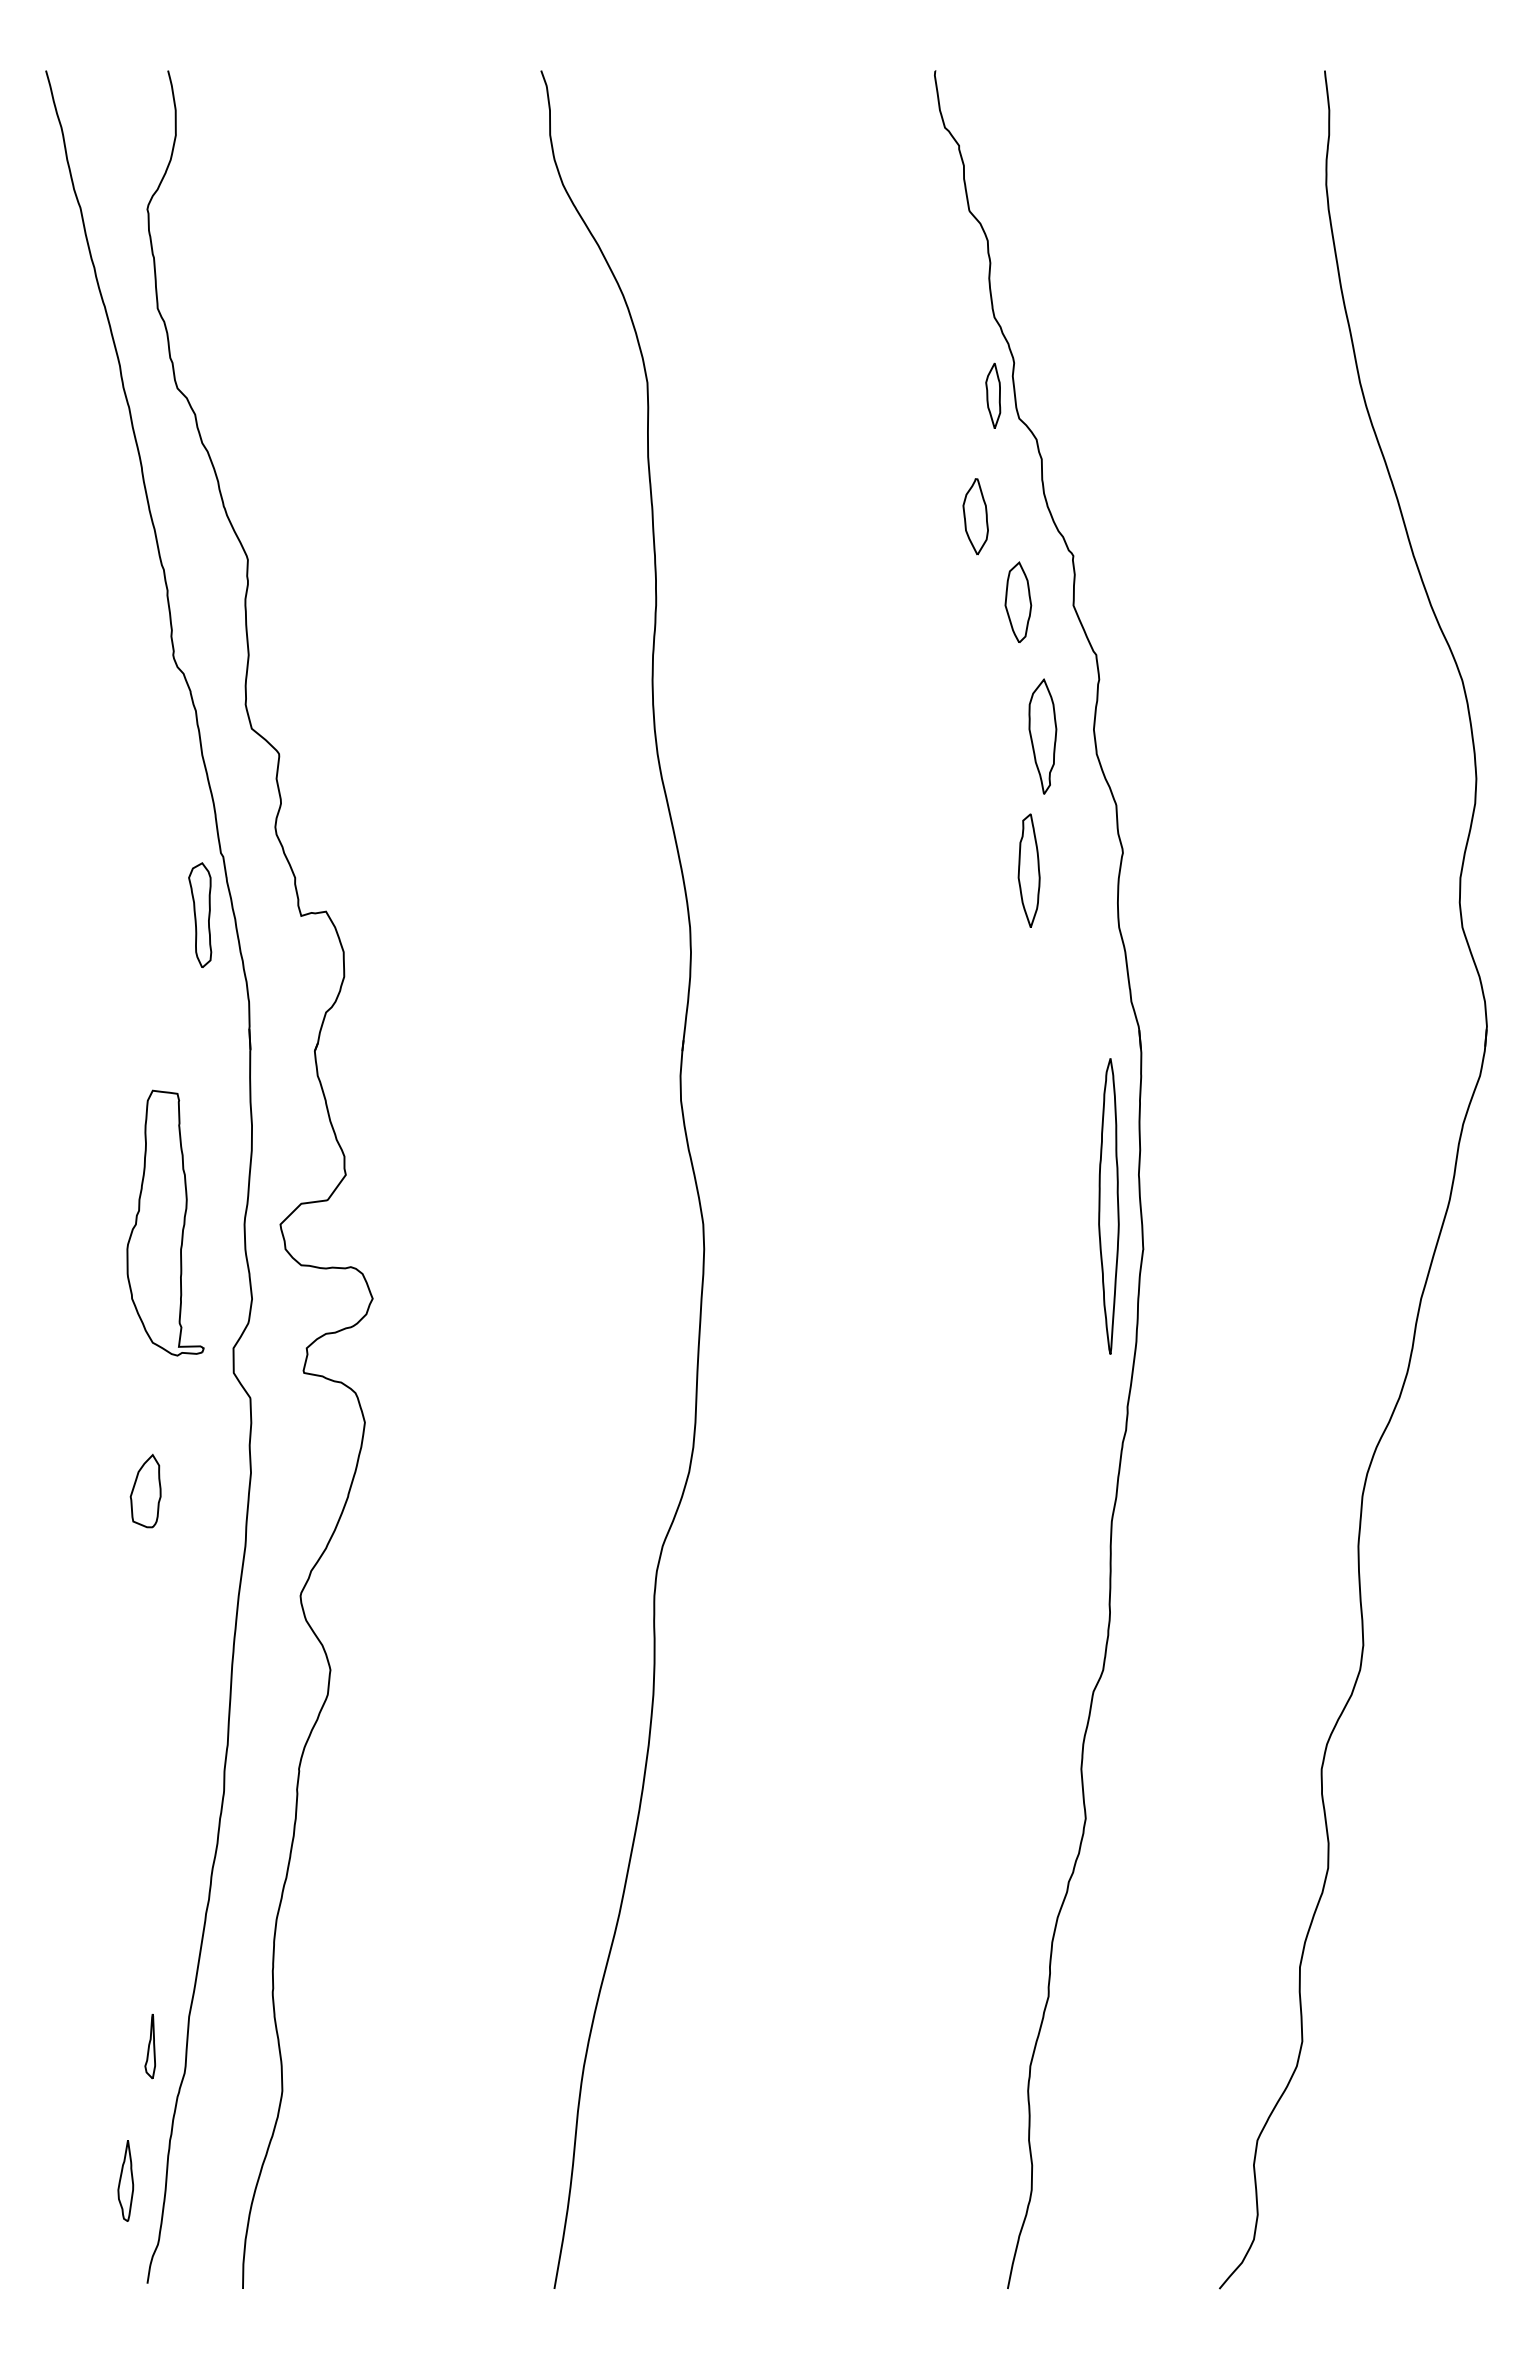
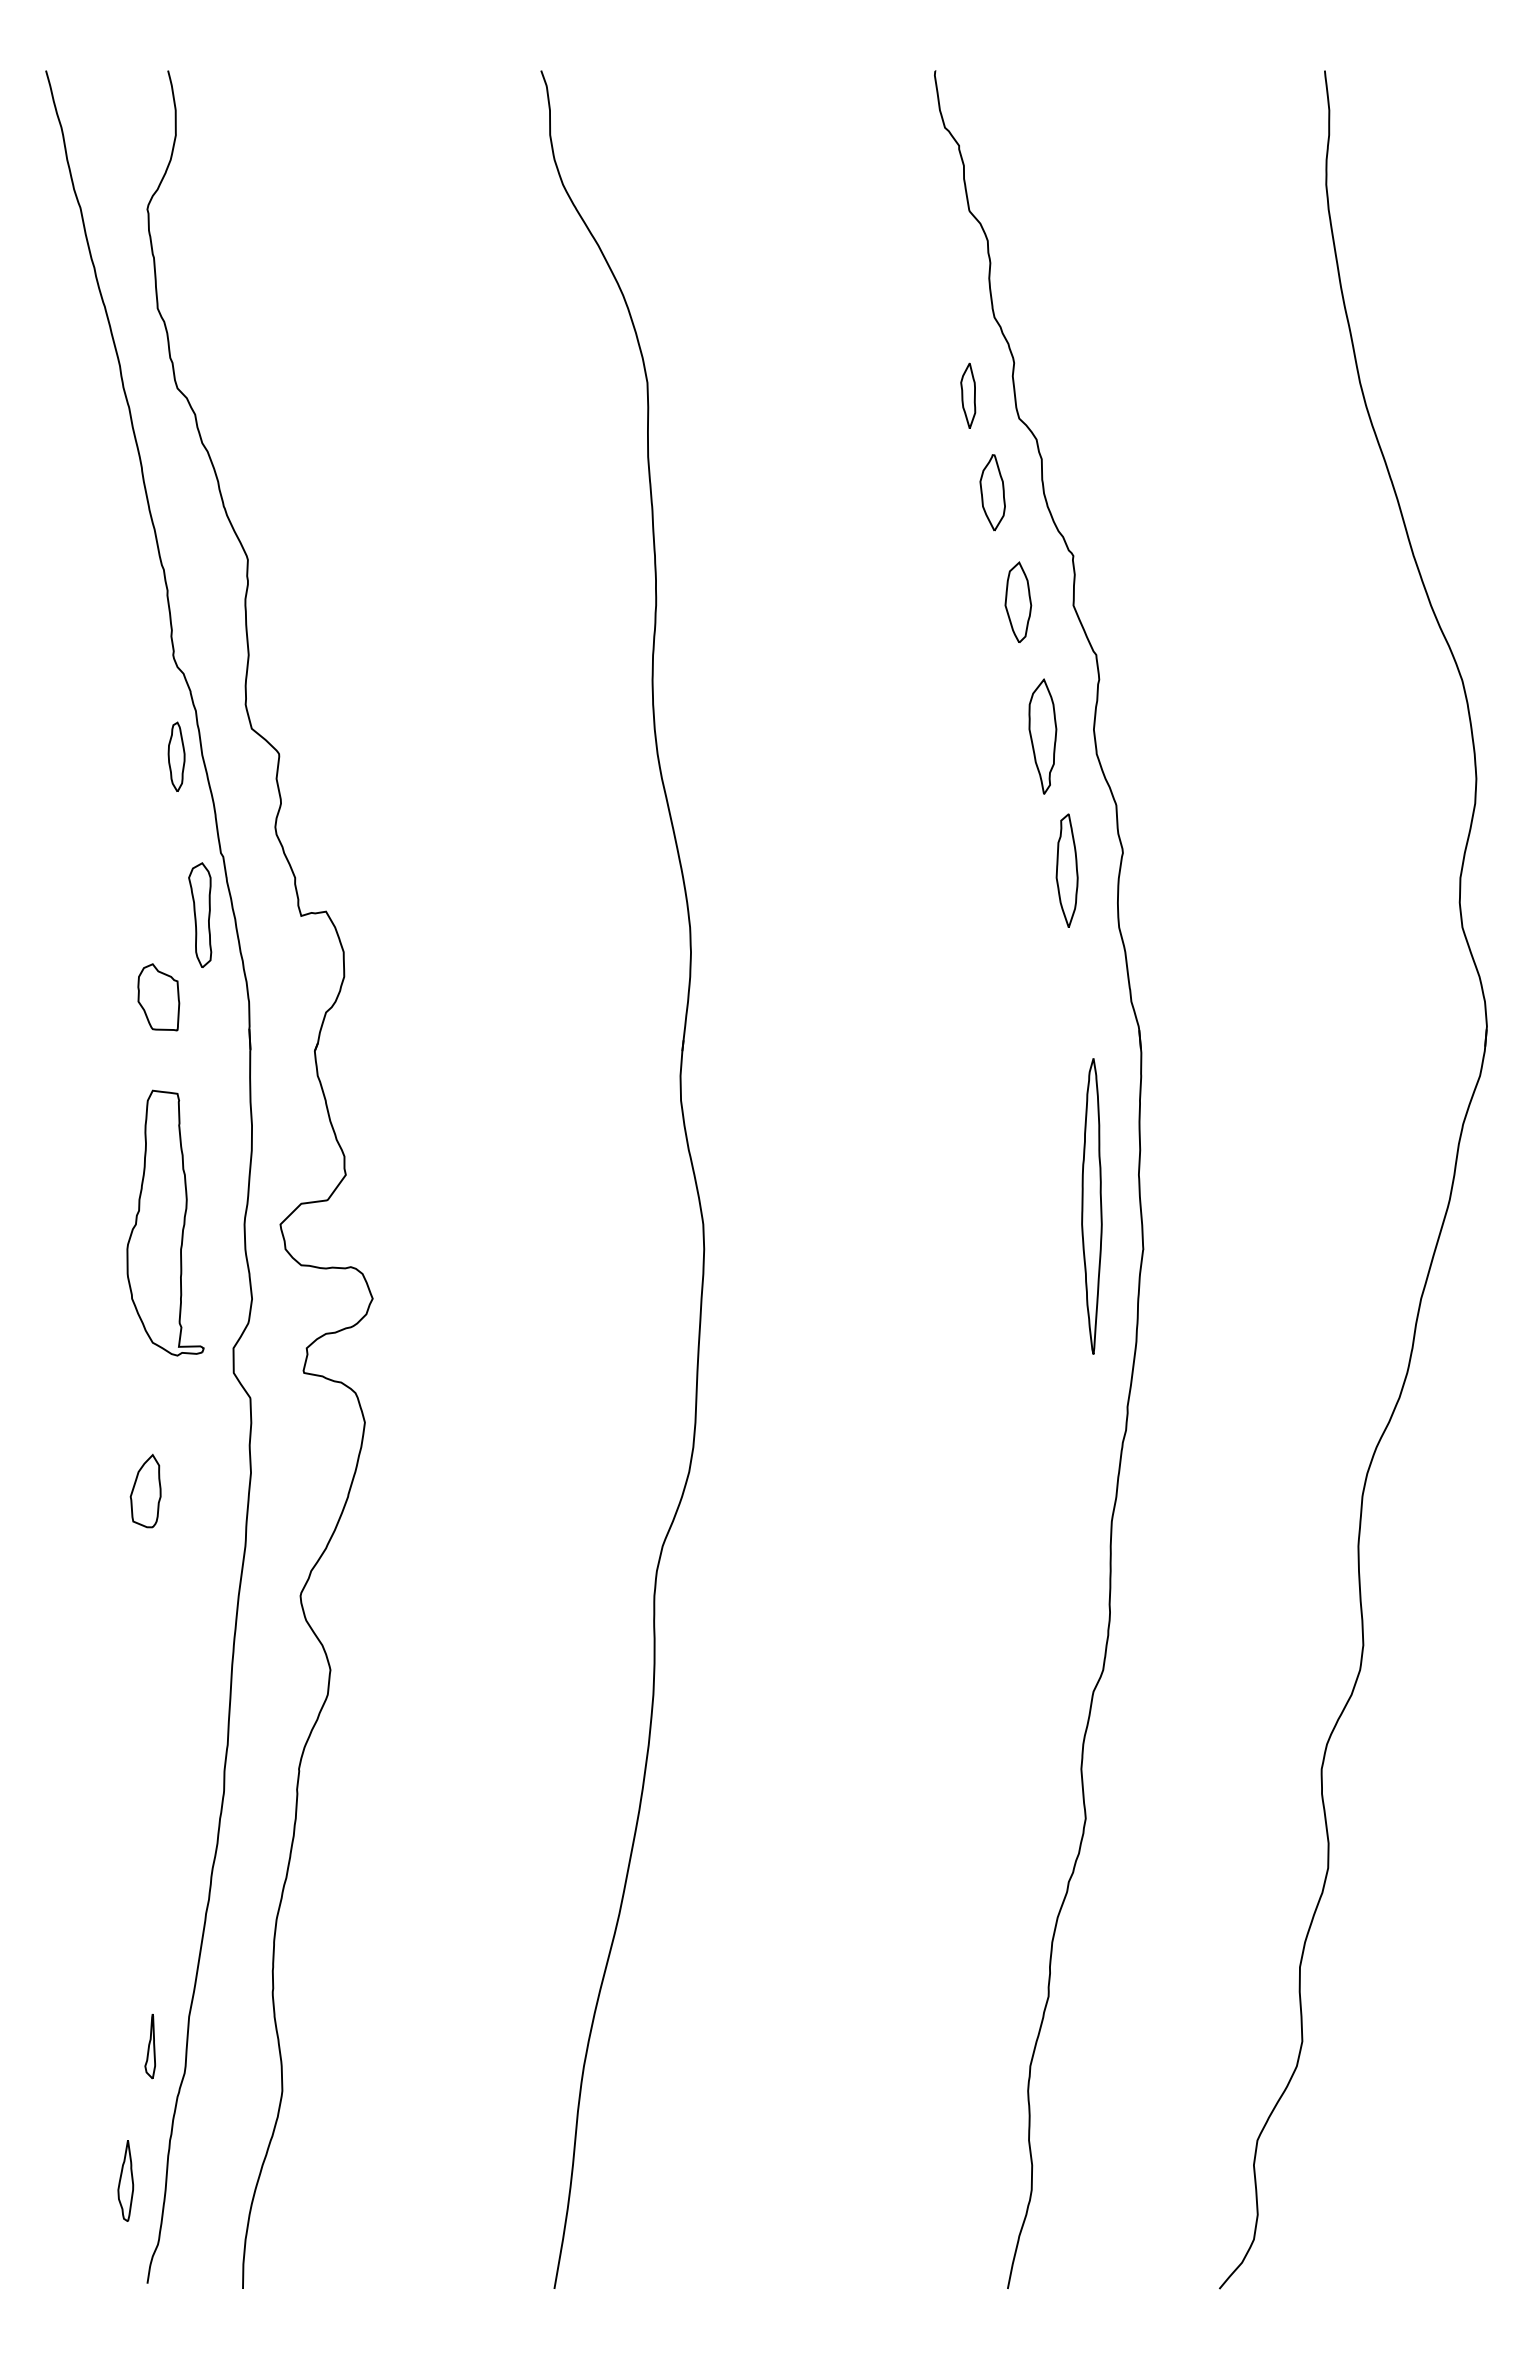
part position: (993, 395) -> (968, 395) (968, 395)
part position: (975, 516) -> (992, 492) (992, 492)
part: none -> present (176, 756)
part position: (1028, 870) -> (1066, 870) (1066, 870)
part: none -> present (158, 997)
part position: (1108, 1206) -> (1091, 1206) (1091, 1206)
